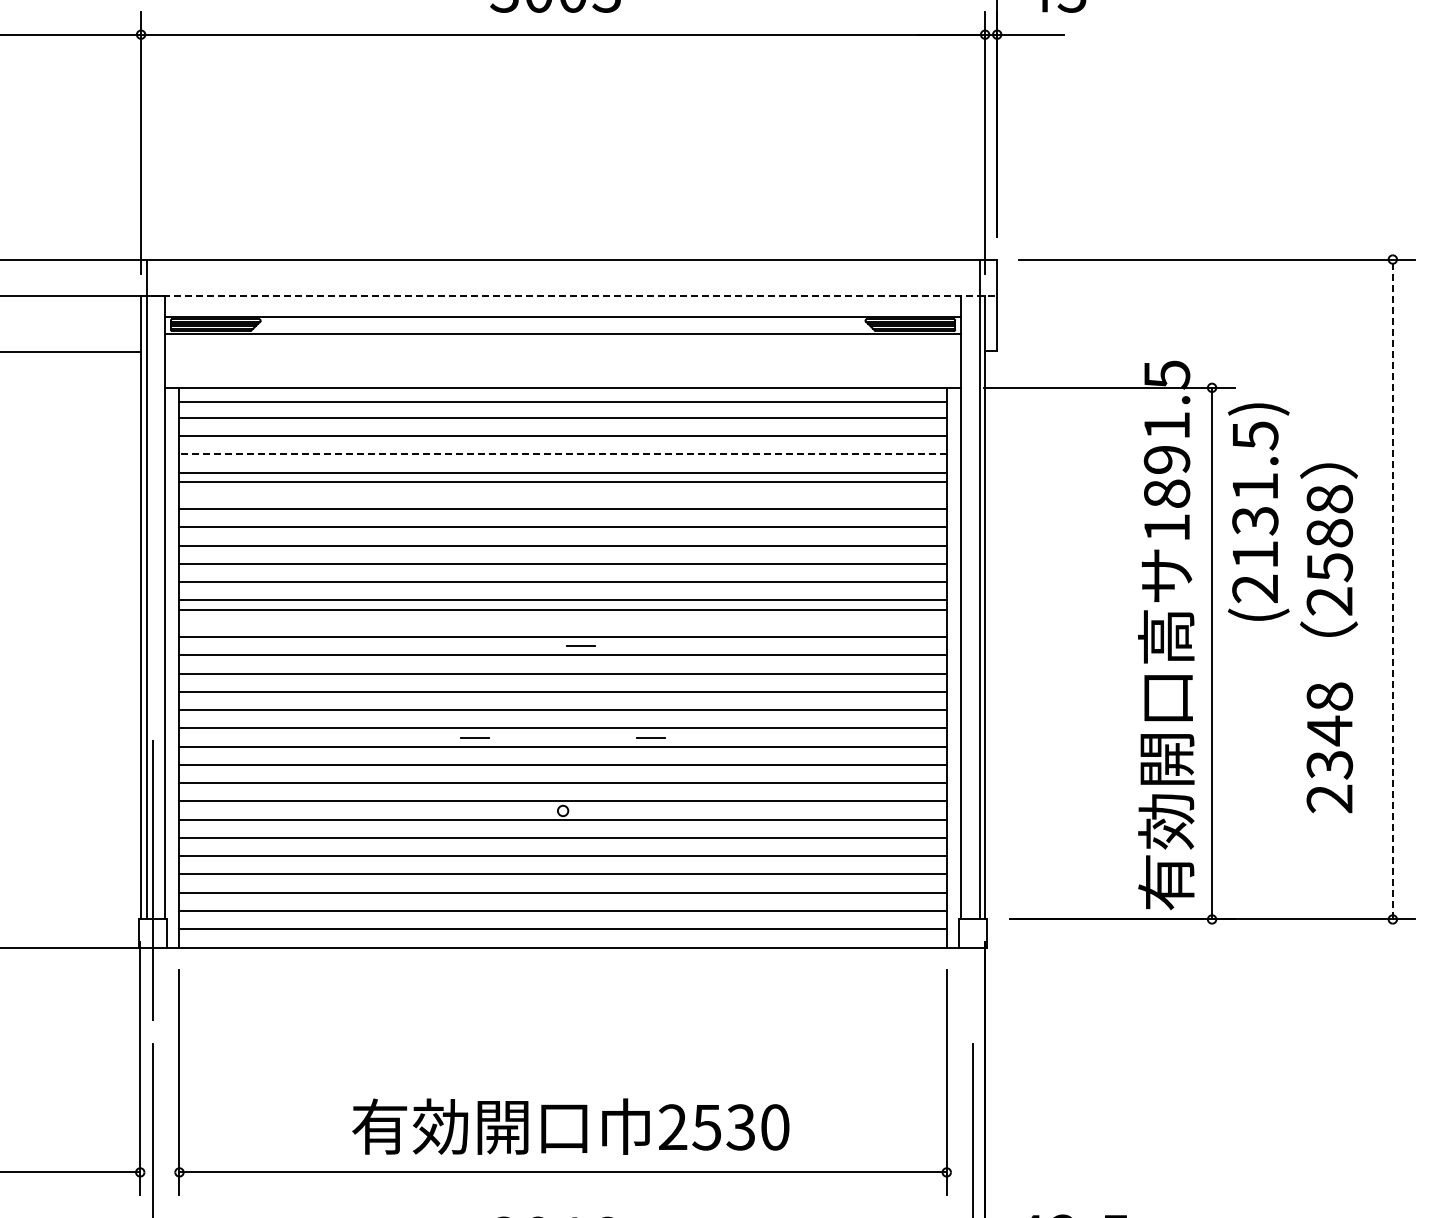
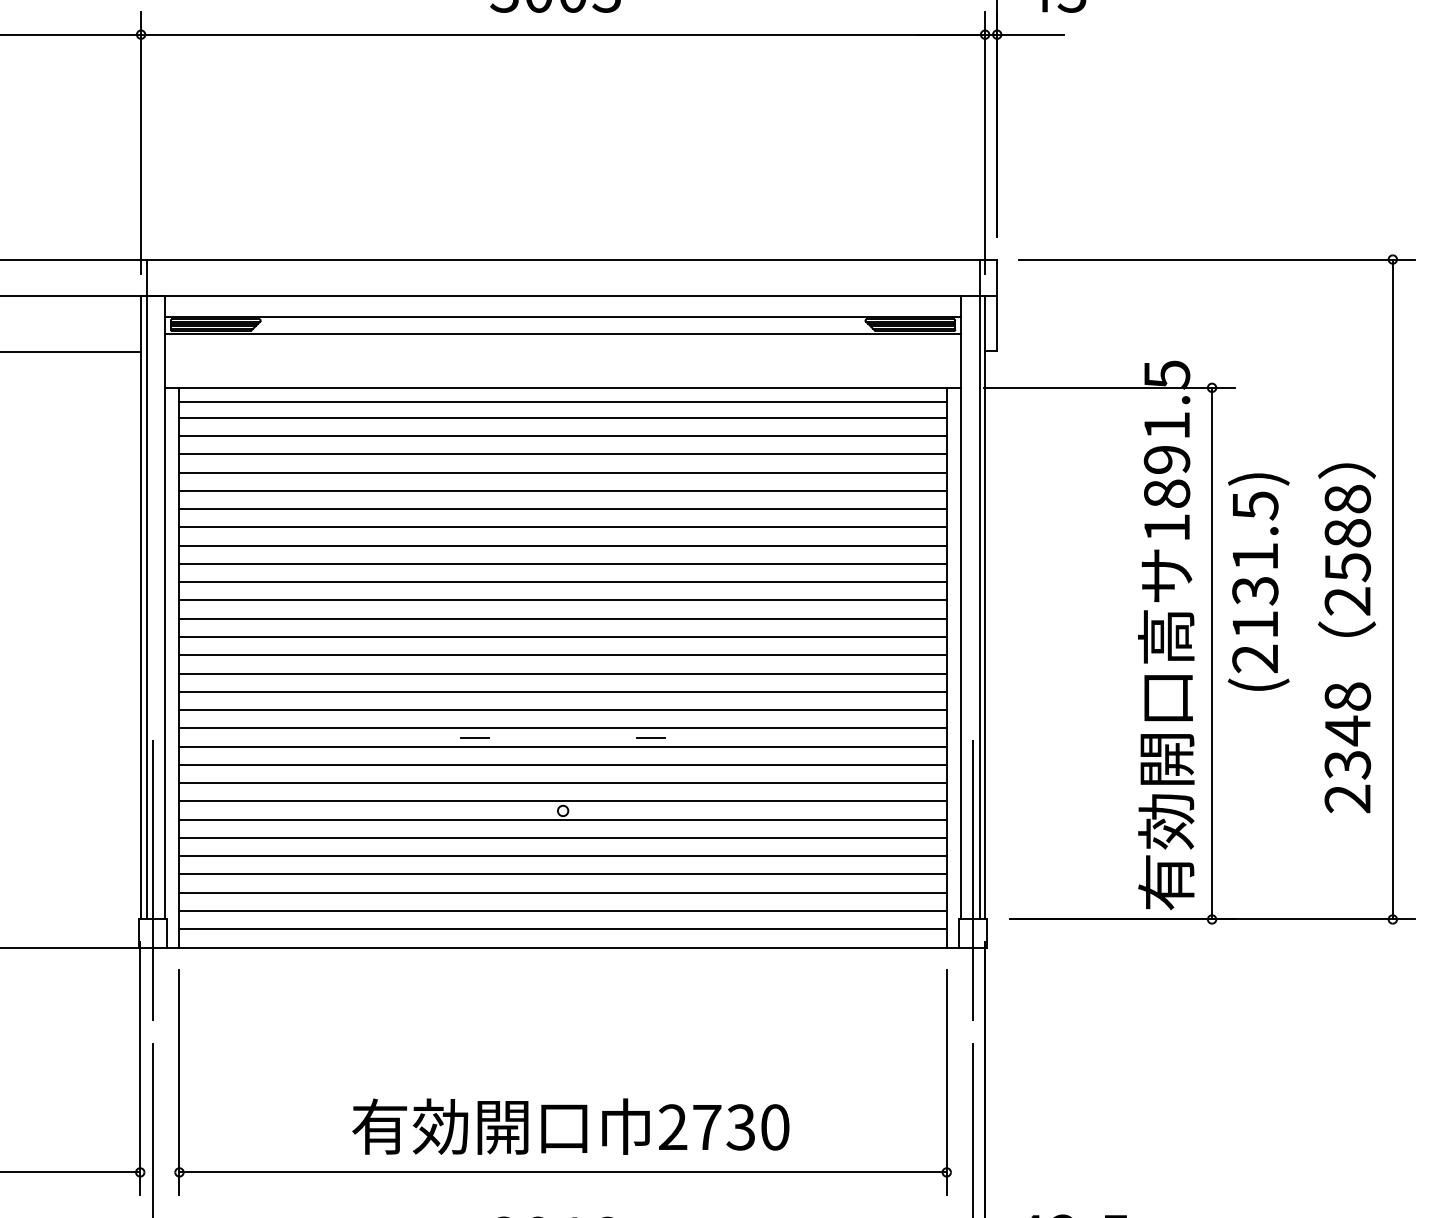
line: dashed -> solid (569, 296)
line: dashed -> solid (563, 454)
line position: (562, 481) -> (562, 490) (562, 490)
text position: (1258, 511) -> (1258, 581) (1258, 581)
line: dashed -> solid (1392, 589)
line position: (562, 609) -> (562, 618) (562, 618)
text position: (1328, 638) -> (1346, 638) (1346, 638)
line: present -> none (580, 645)
line: none -> present (973, 875)
text: 2530 -> 2730 (706, 1127)
